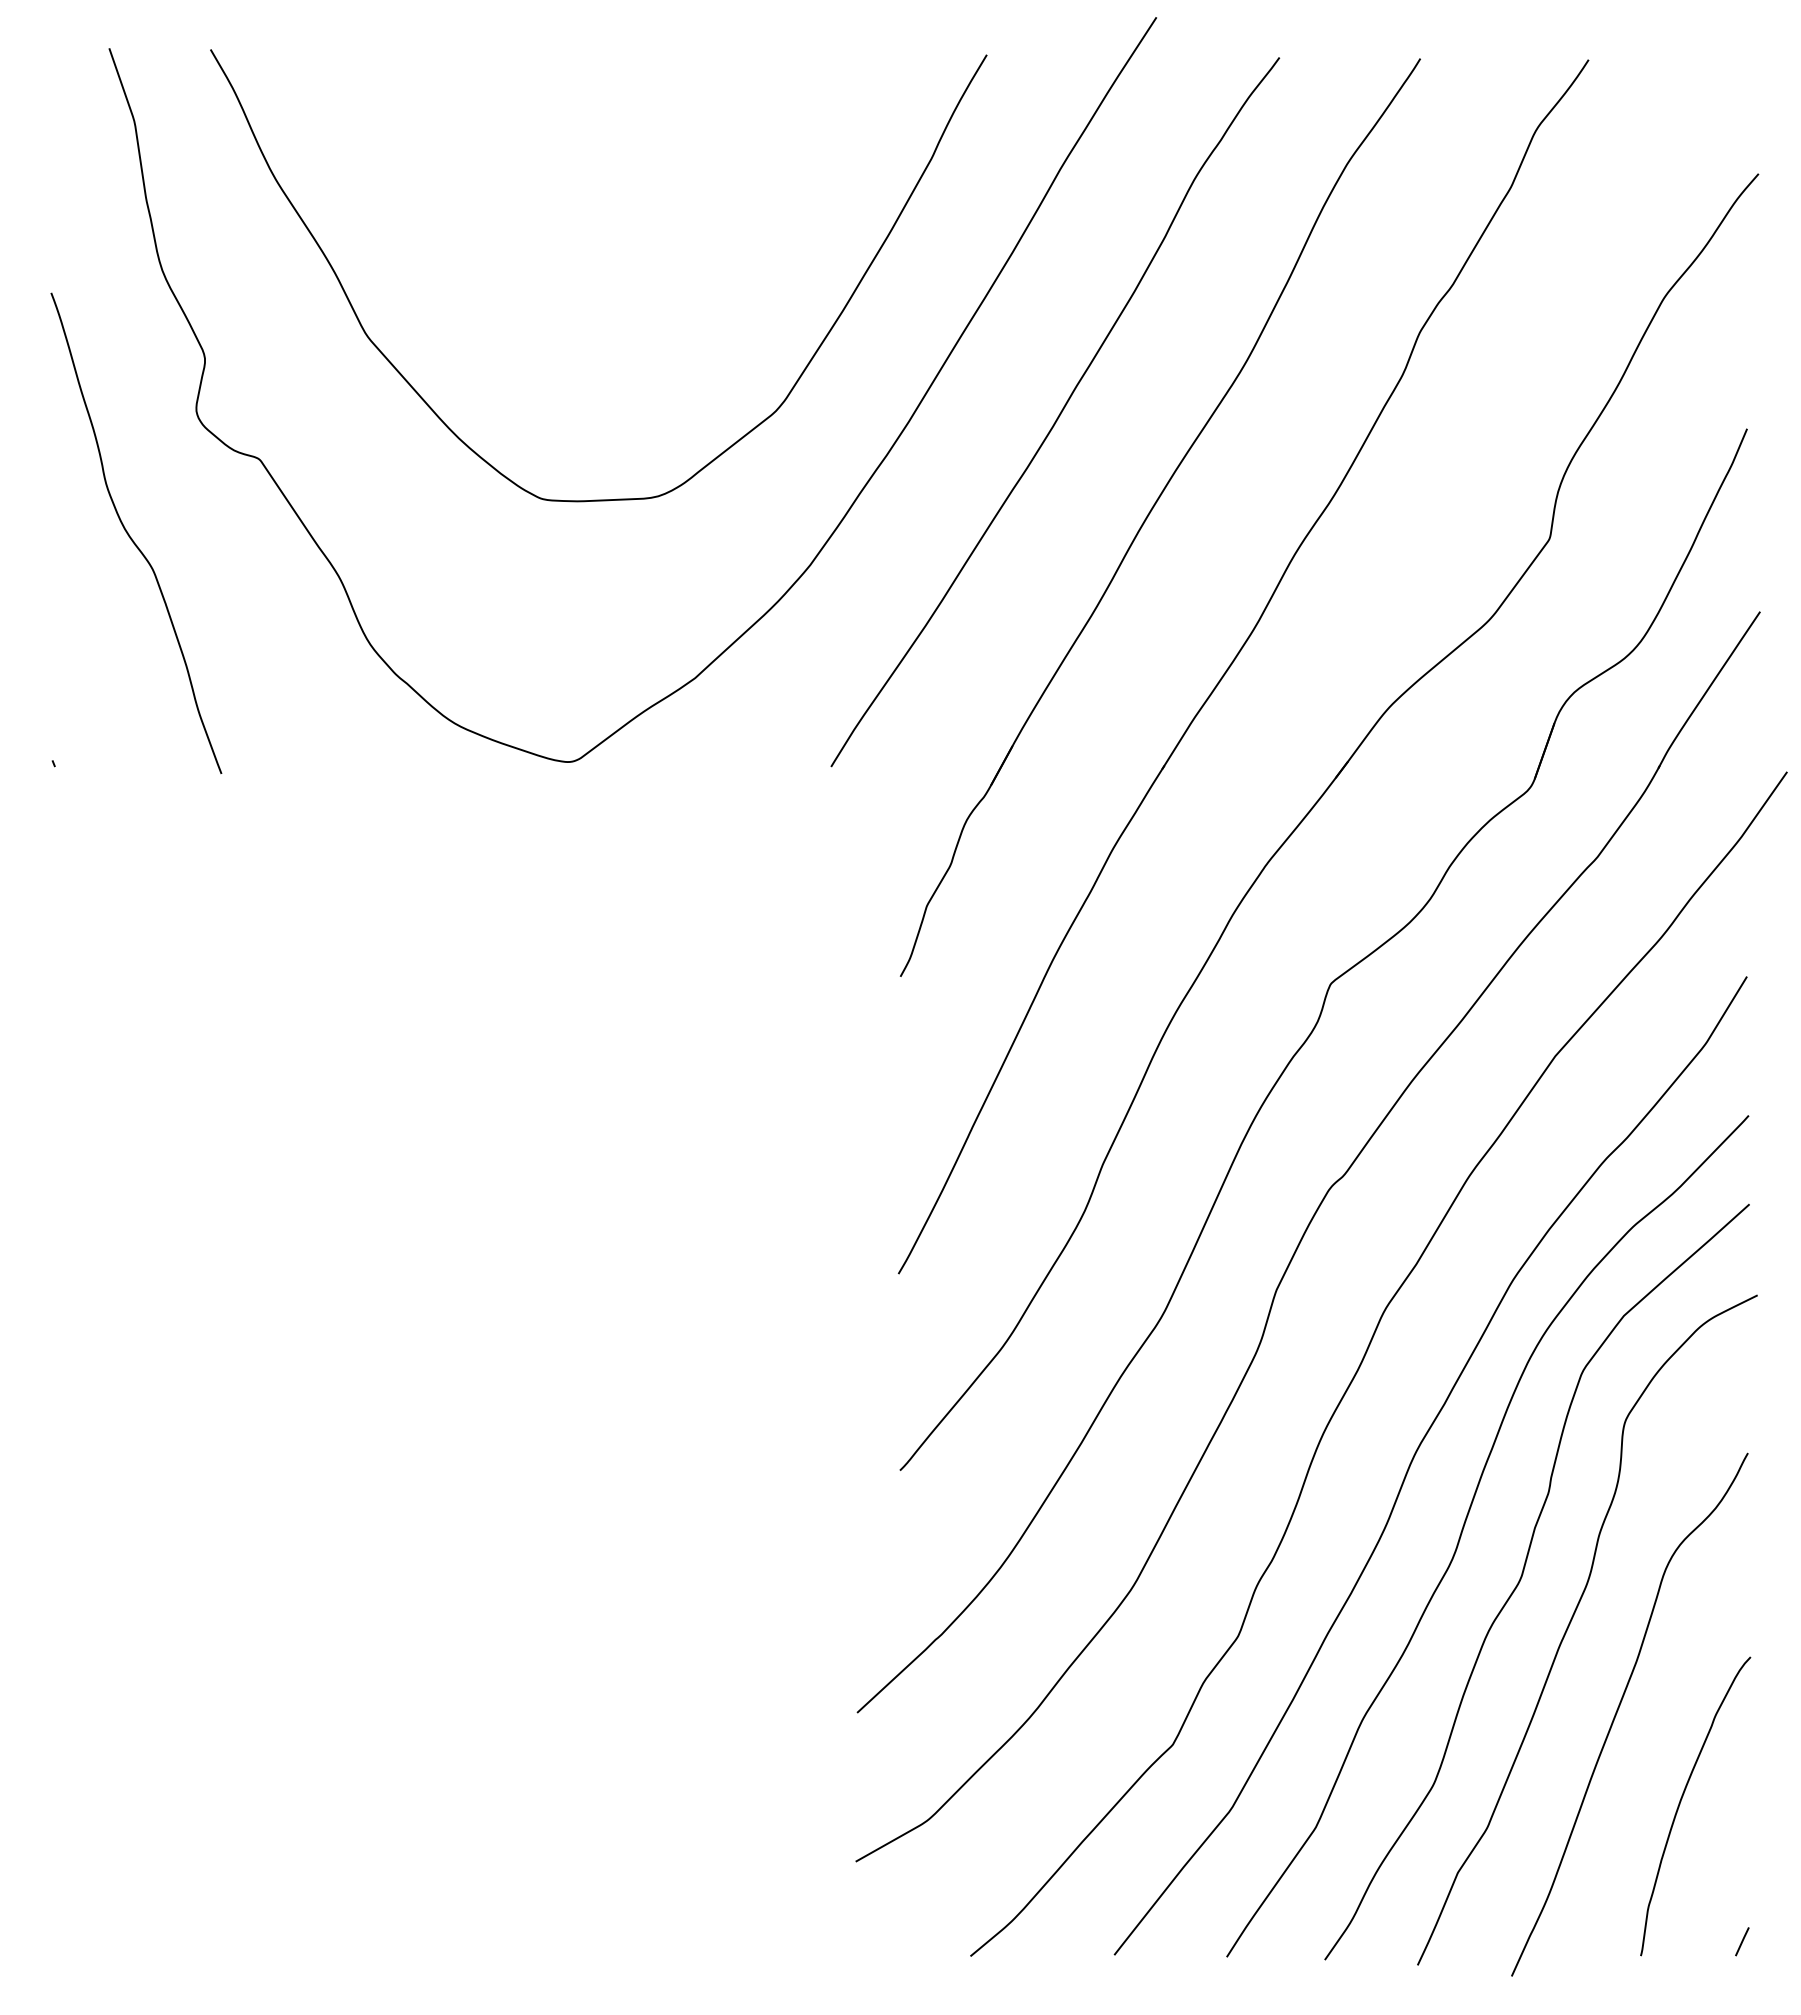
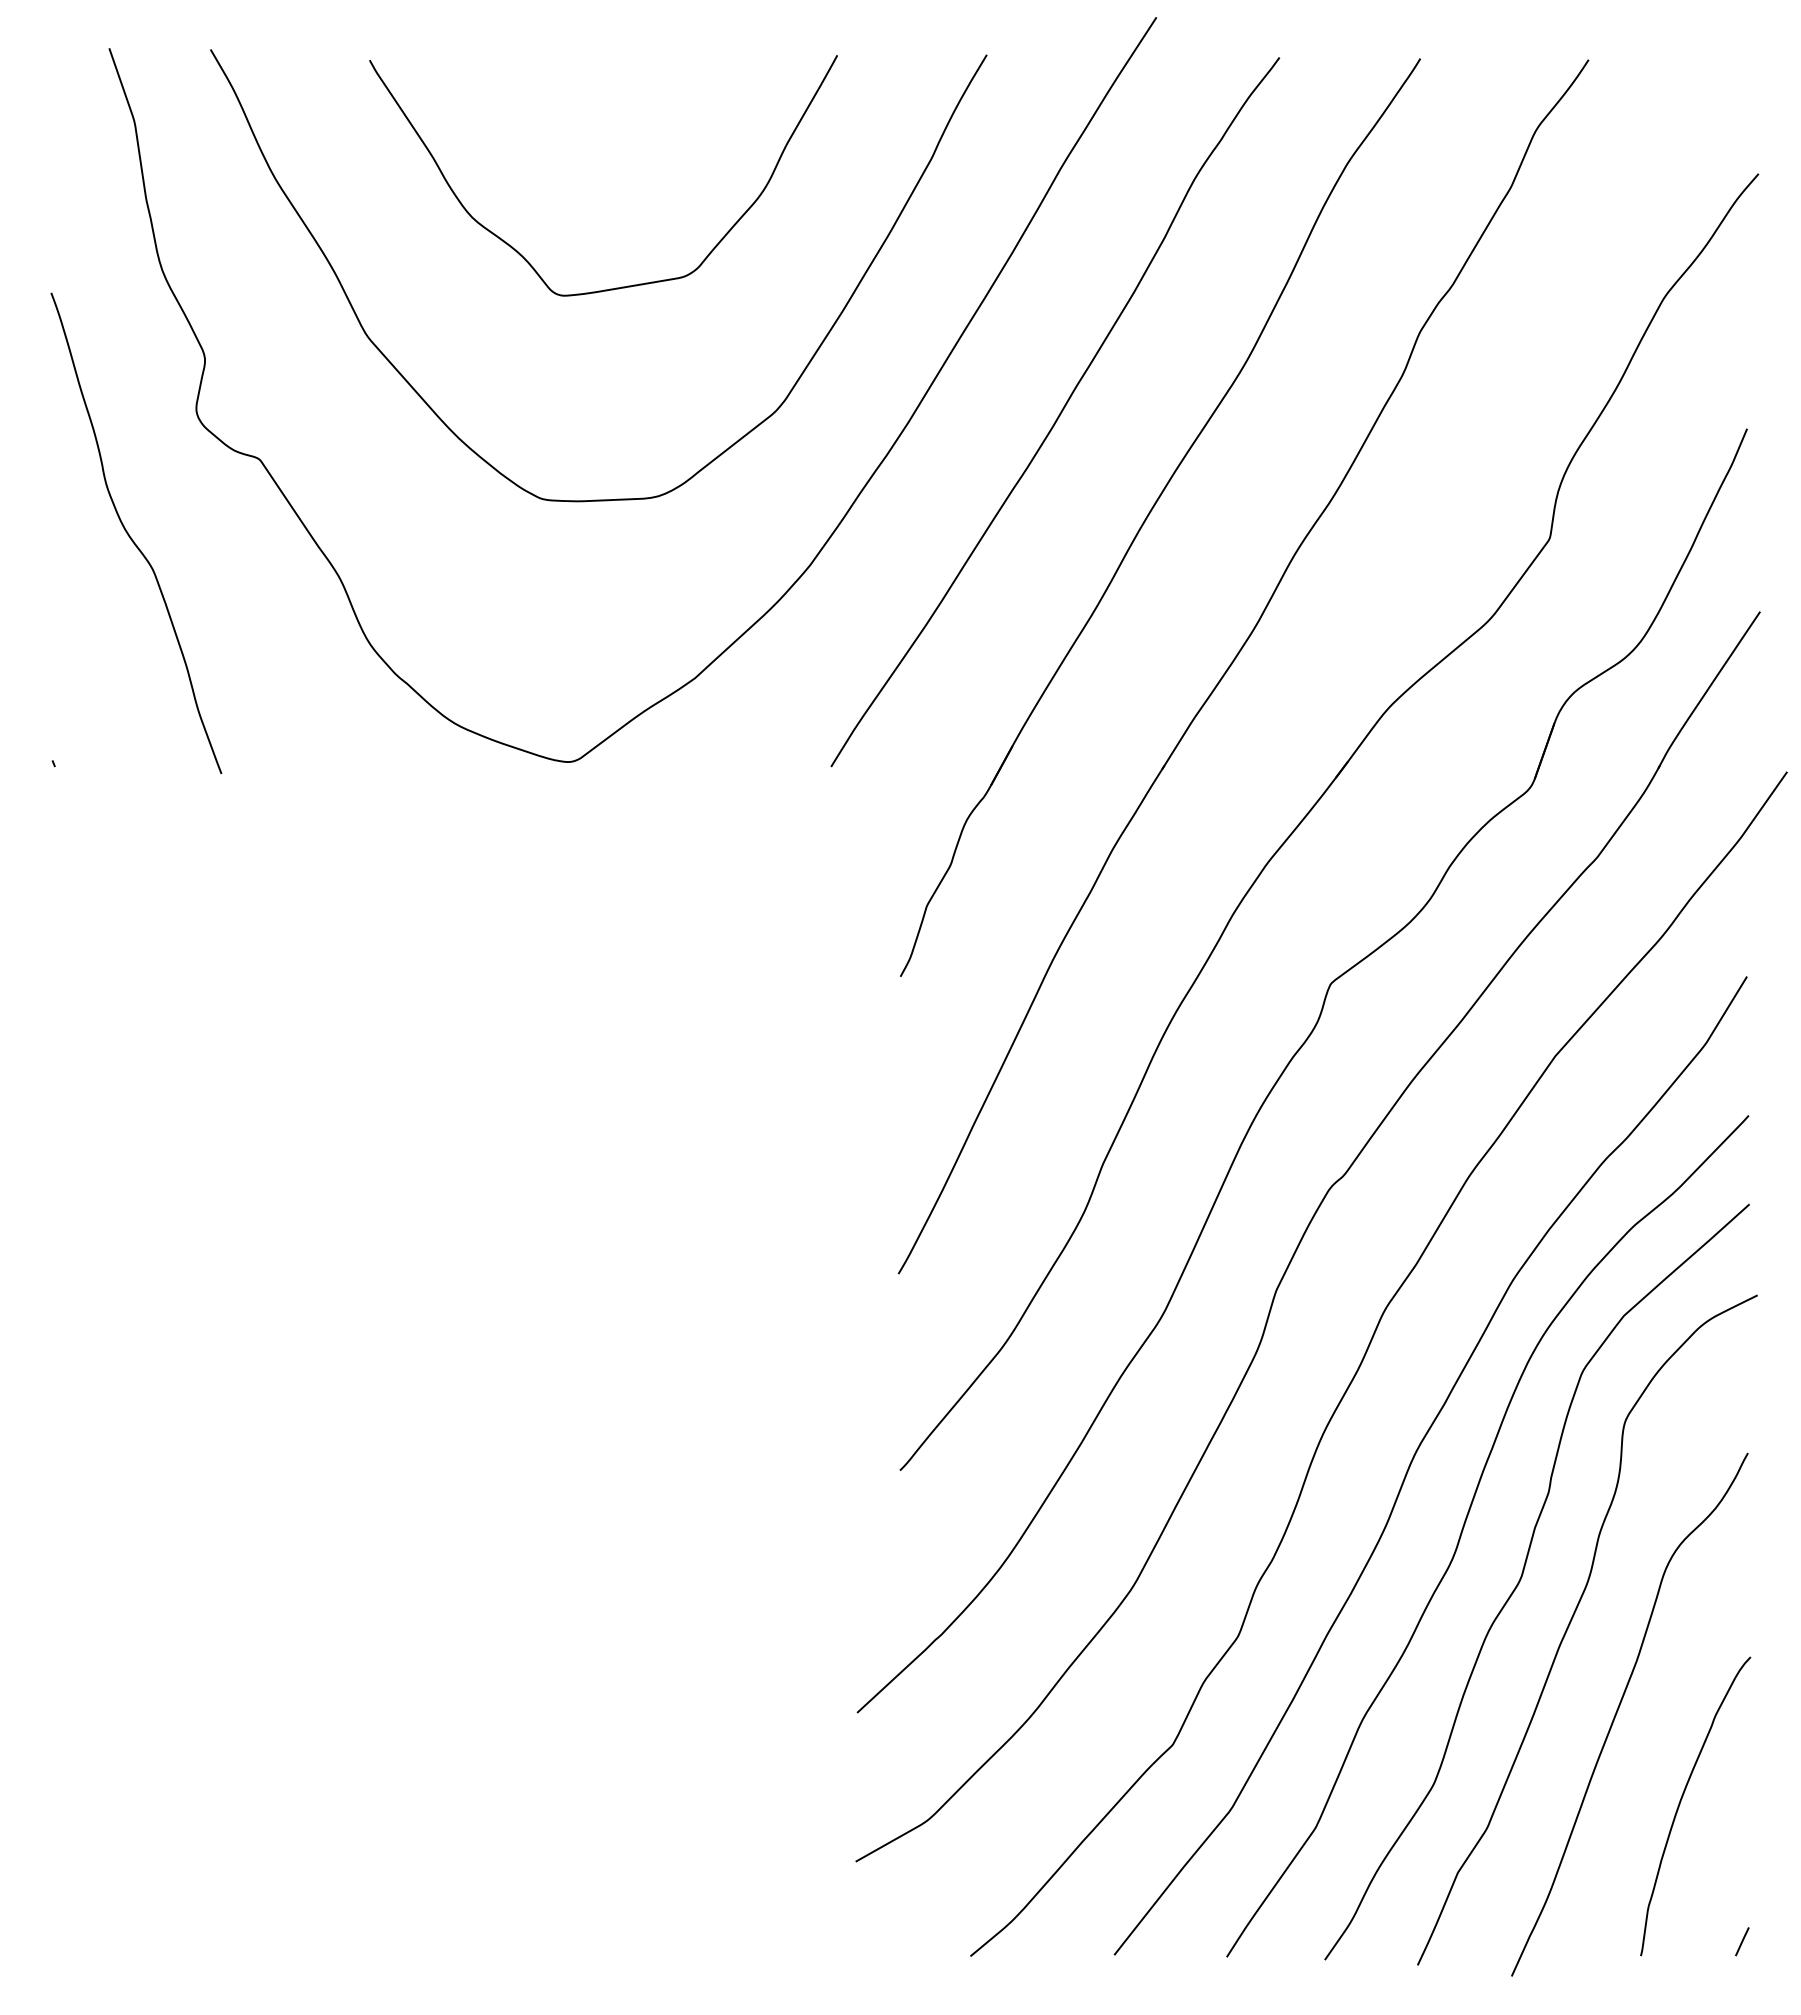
curve: none -> present (621, 286)
